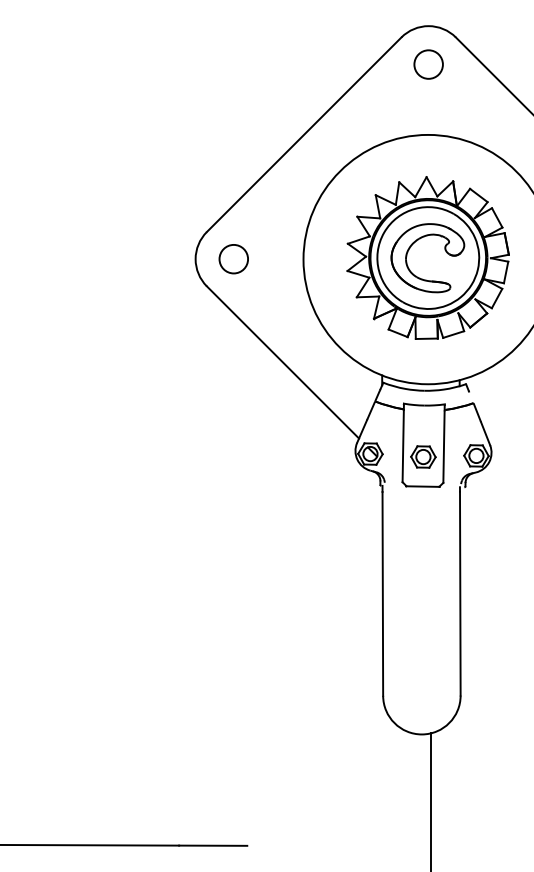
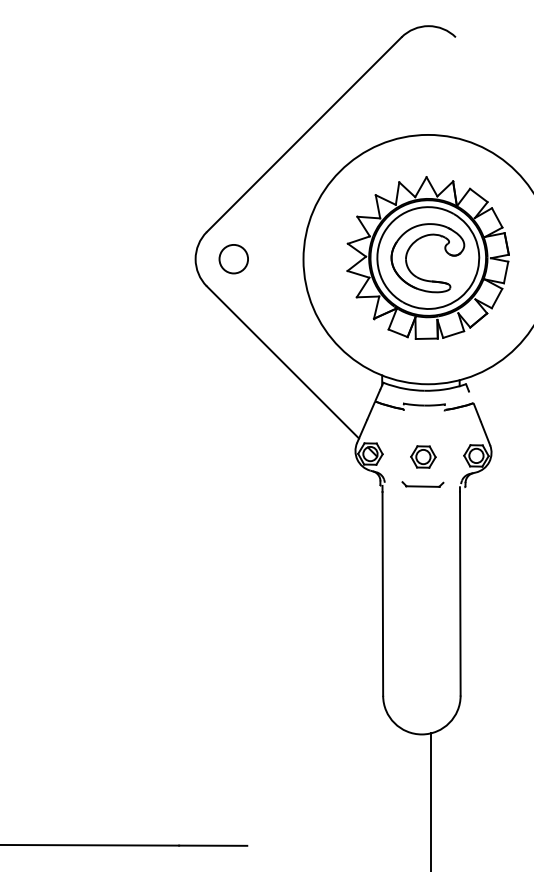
circle: present -> none (428, 64)
line: present -> none (492, 74)
line: present -> none (402, 443)
line: present -> none (443, 444)
